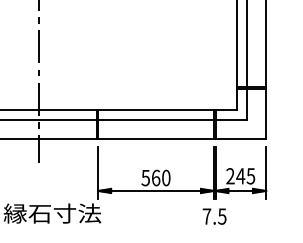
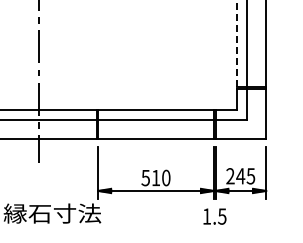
line: solid -> dashed (237, 43)
text: 560 -> 510 (156, 177)
text: 7.5 -> 1.5 (206, 216)
